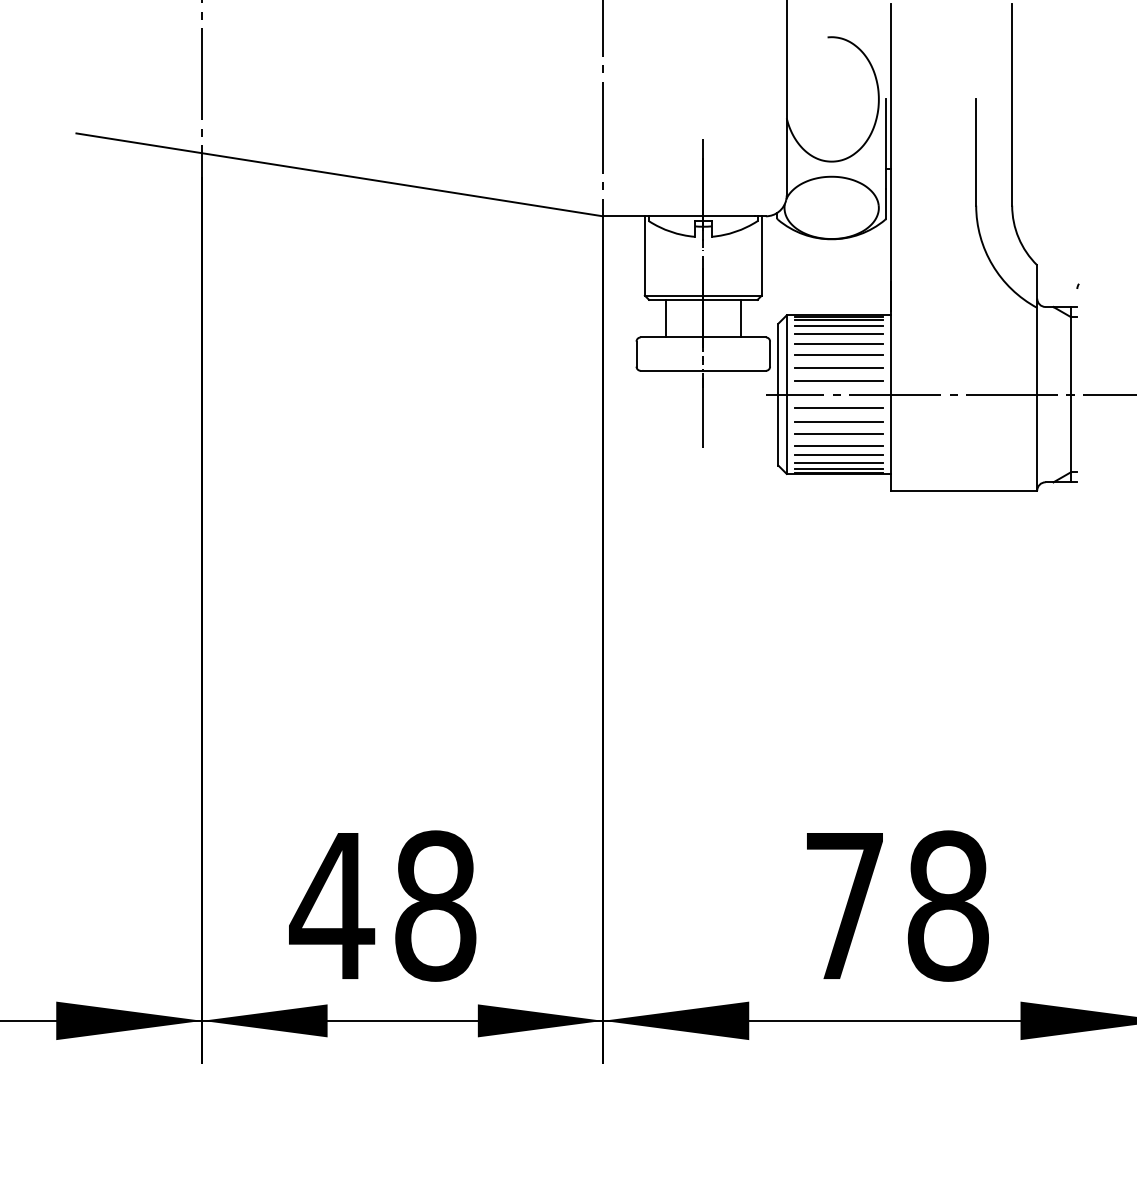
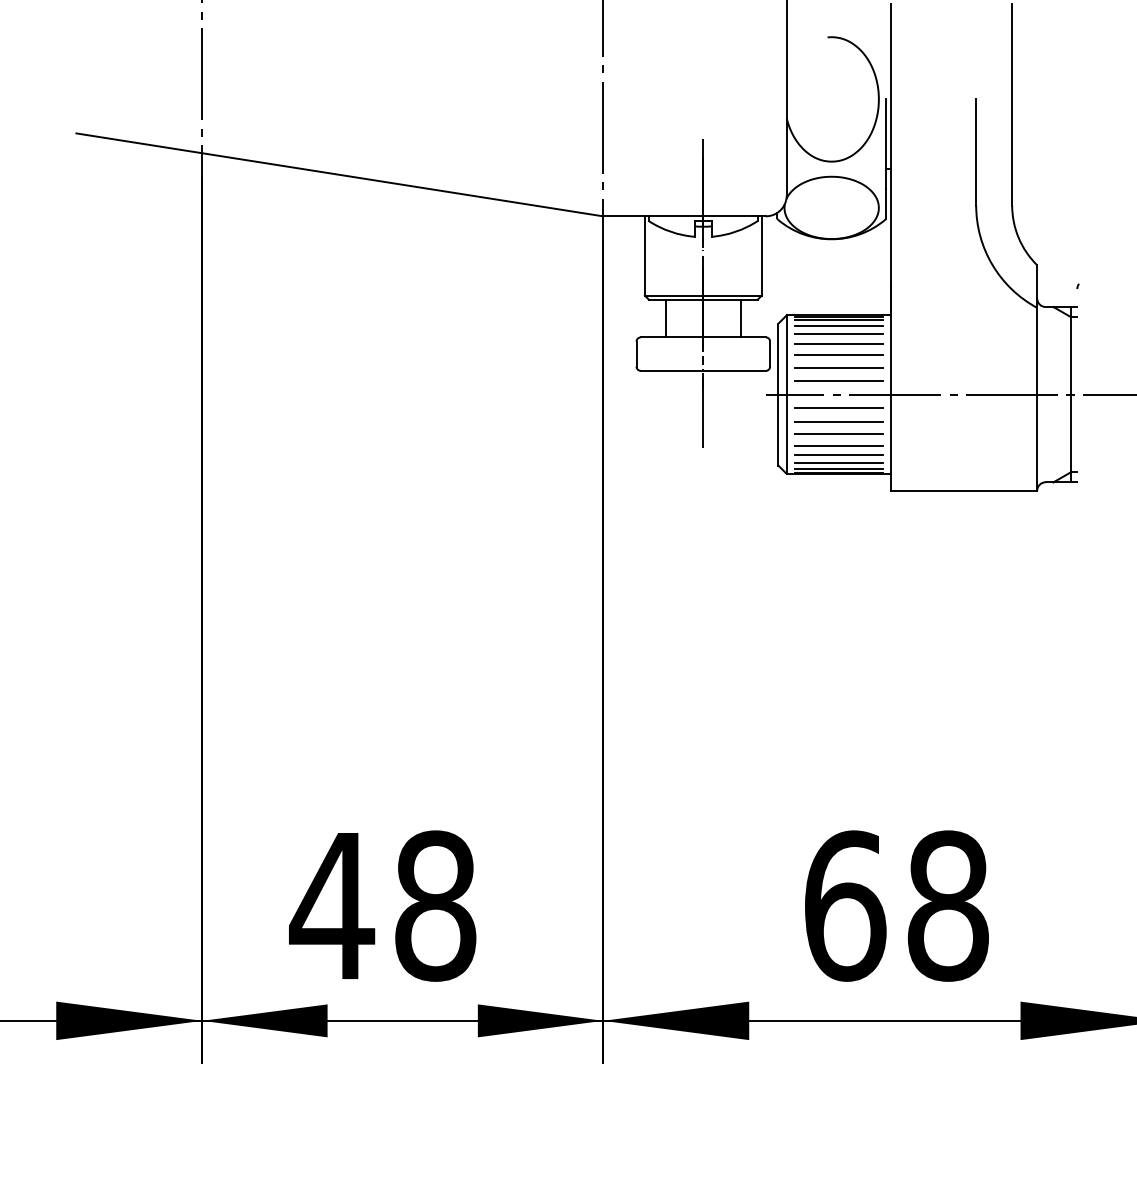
text: 78 -> 68 (845, 905)
